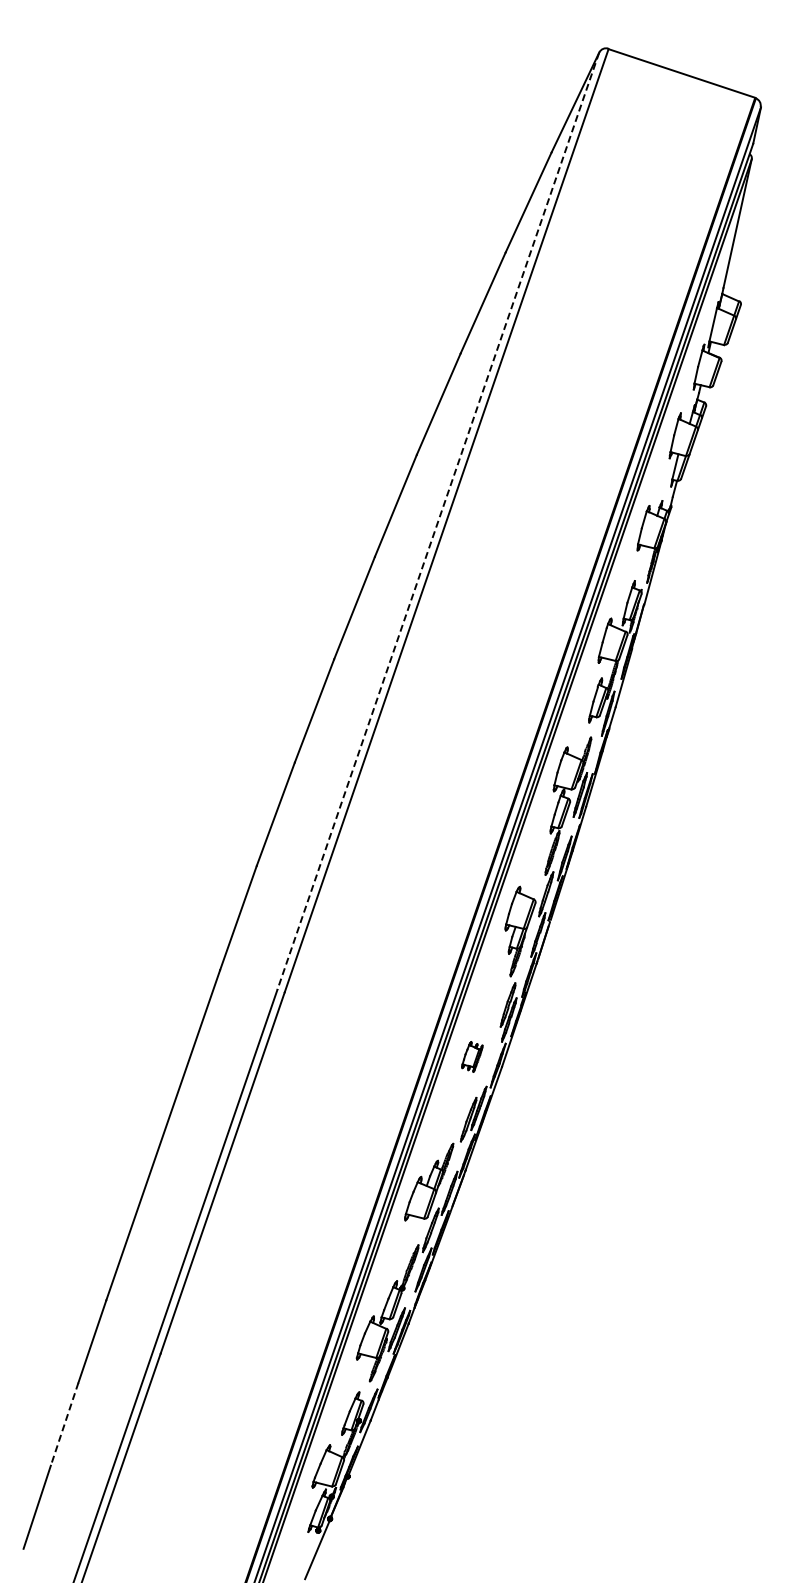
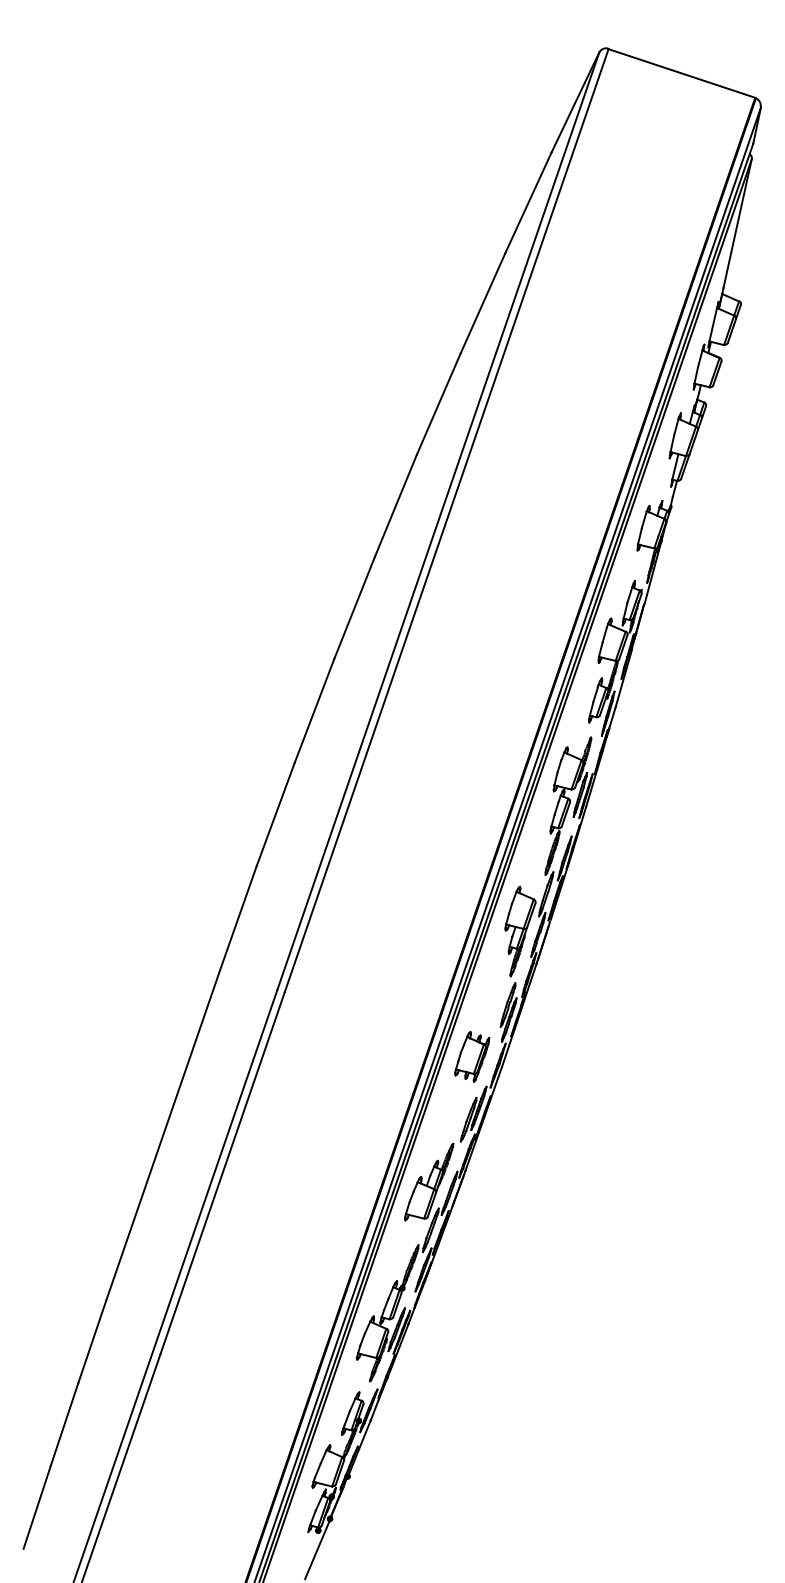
line: dashed -> solid (438, 521)
part size: 23x32 px -> 37x52 px (472, 1056)
line: dashed -> solid (64, 1424)
